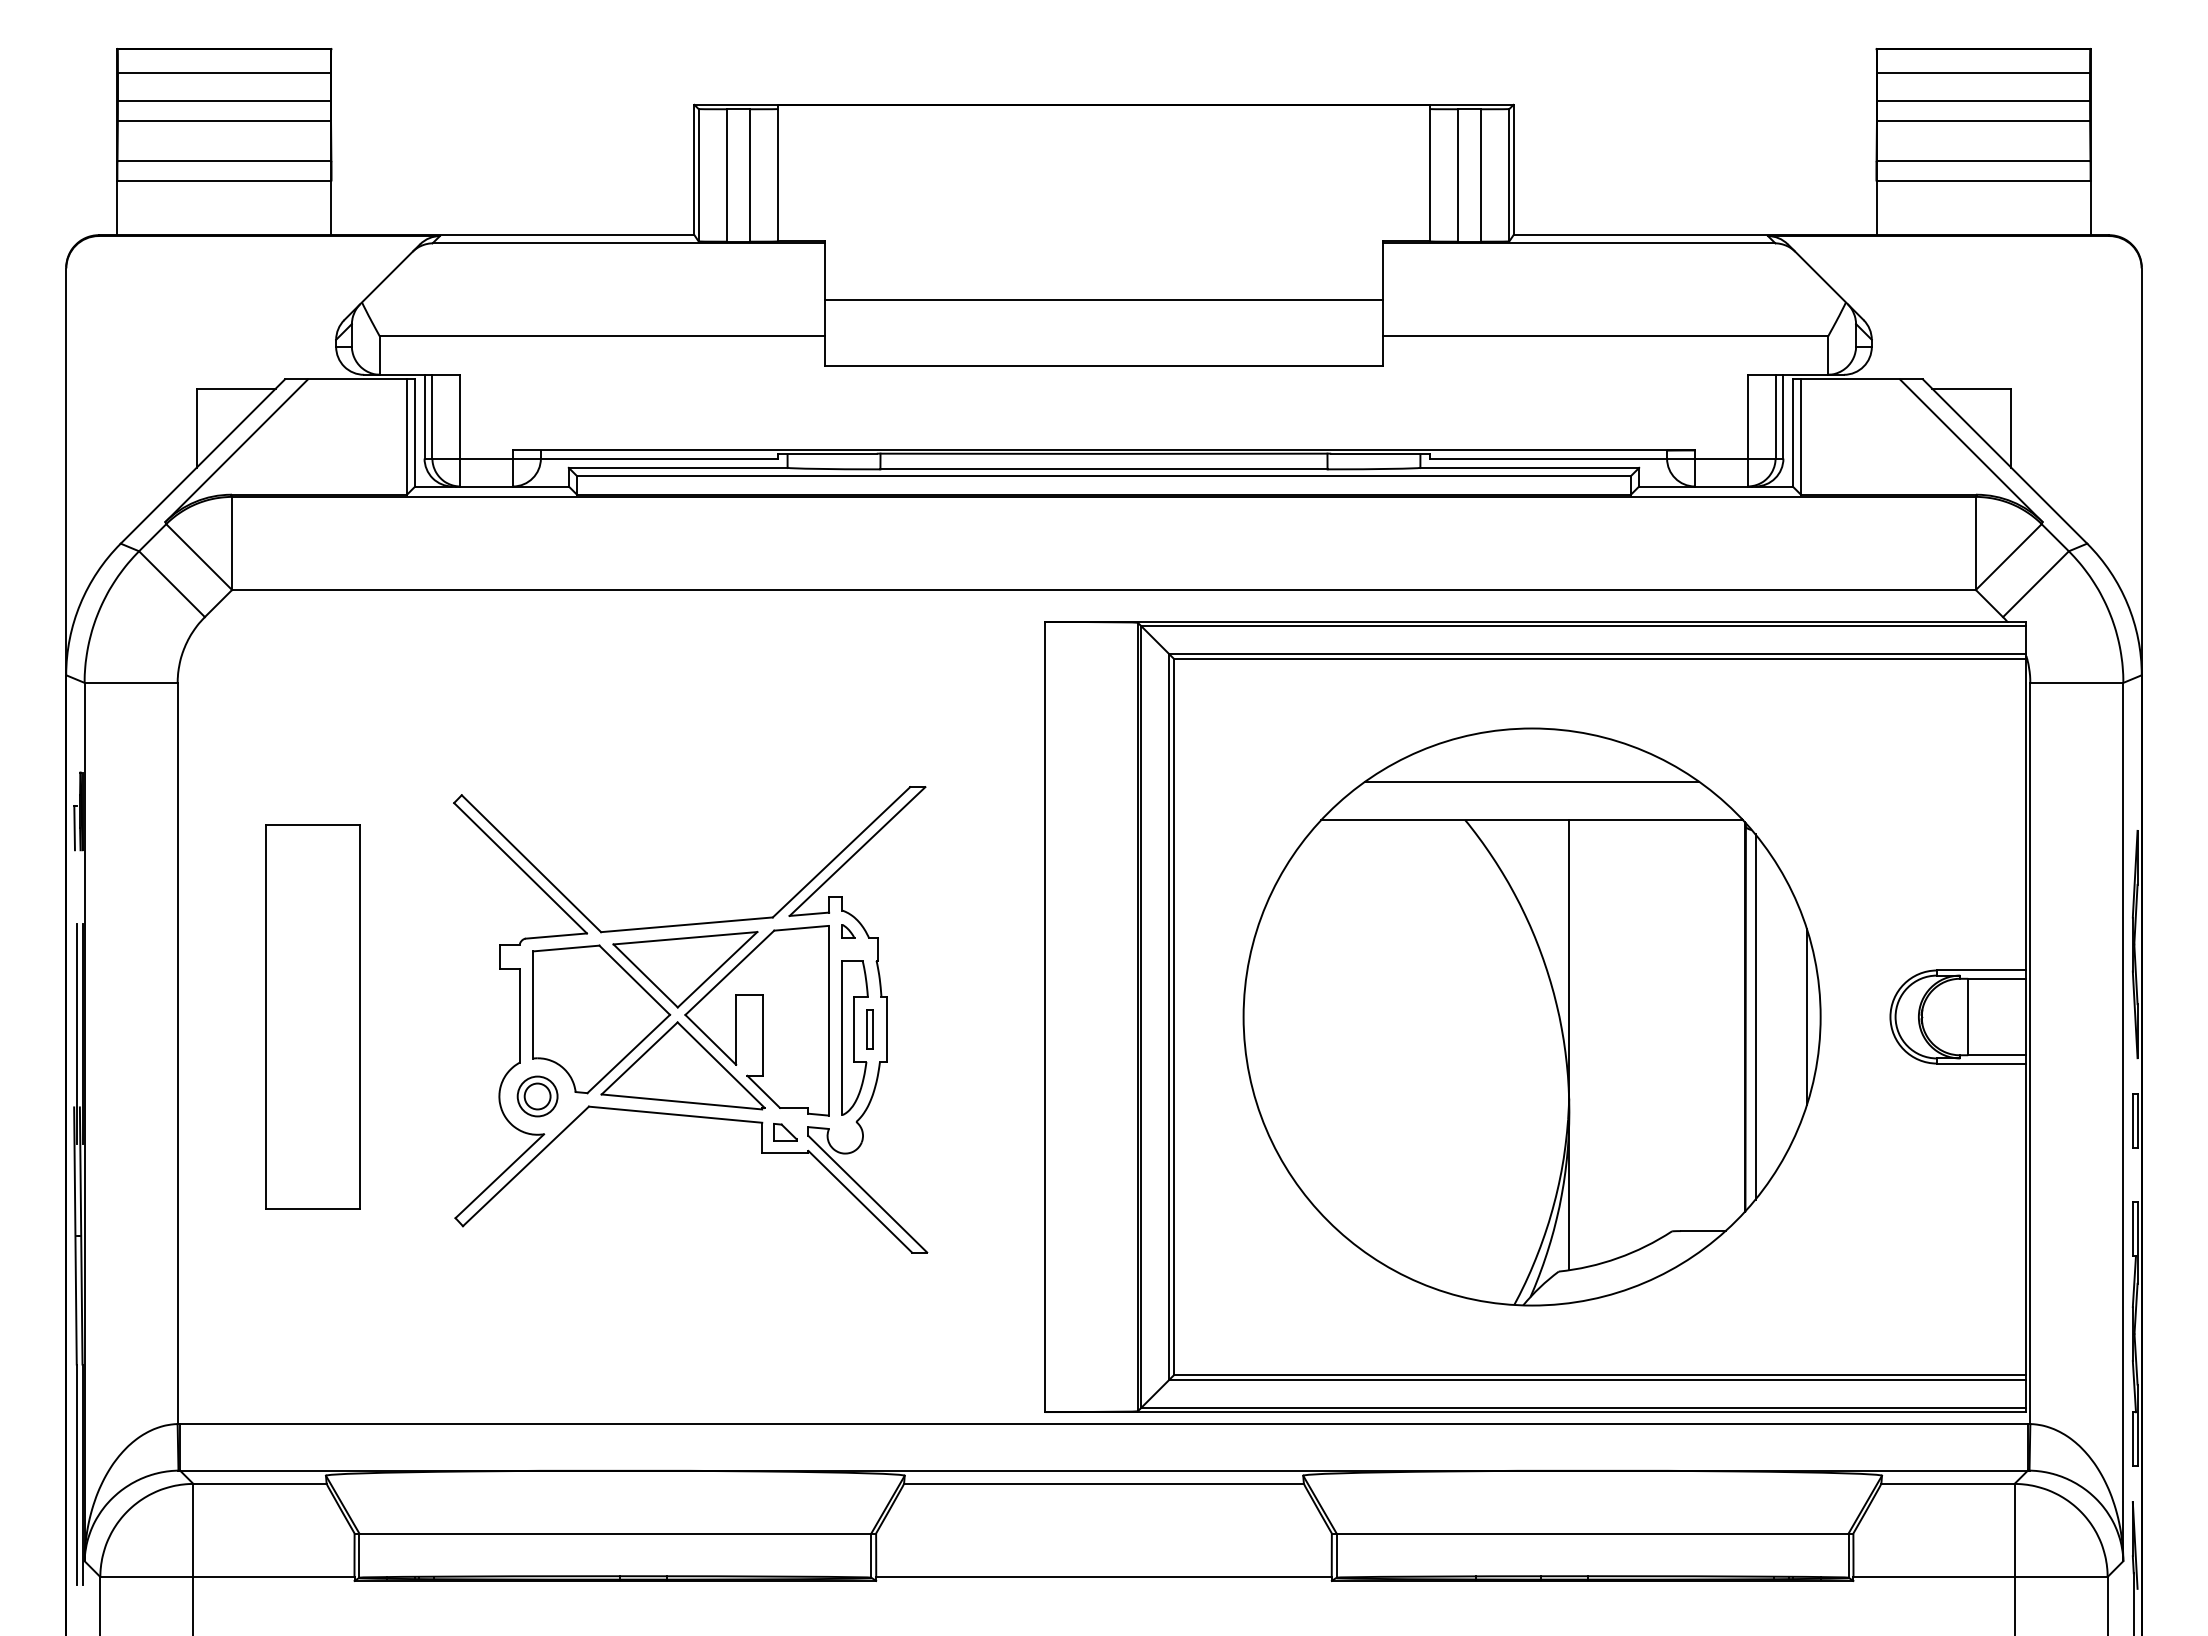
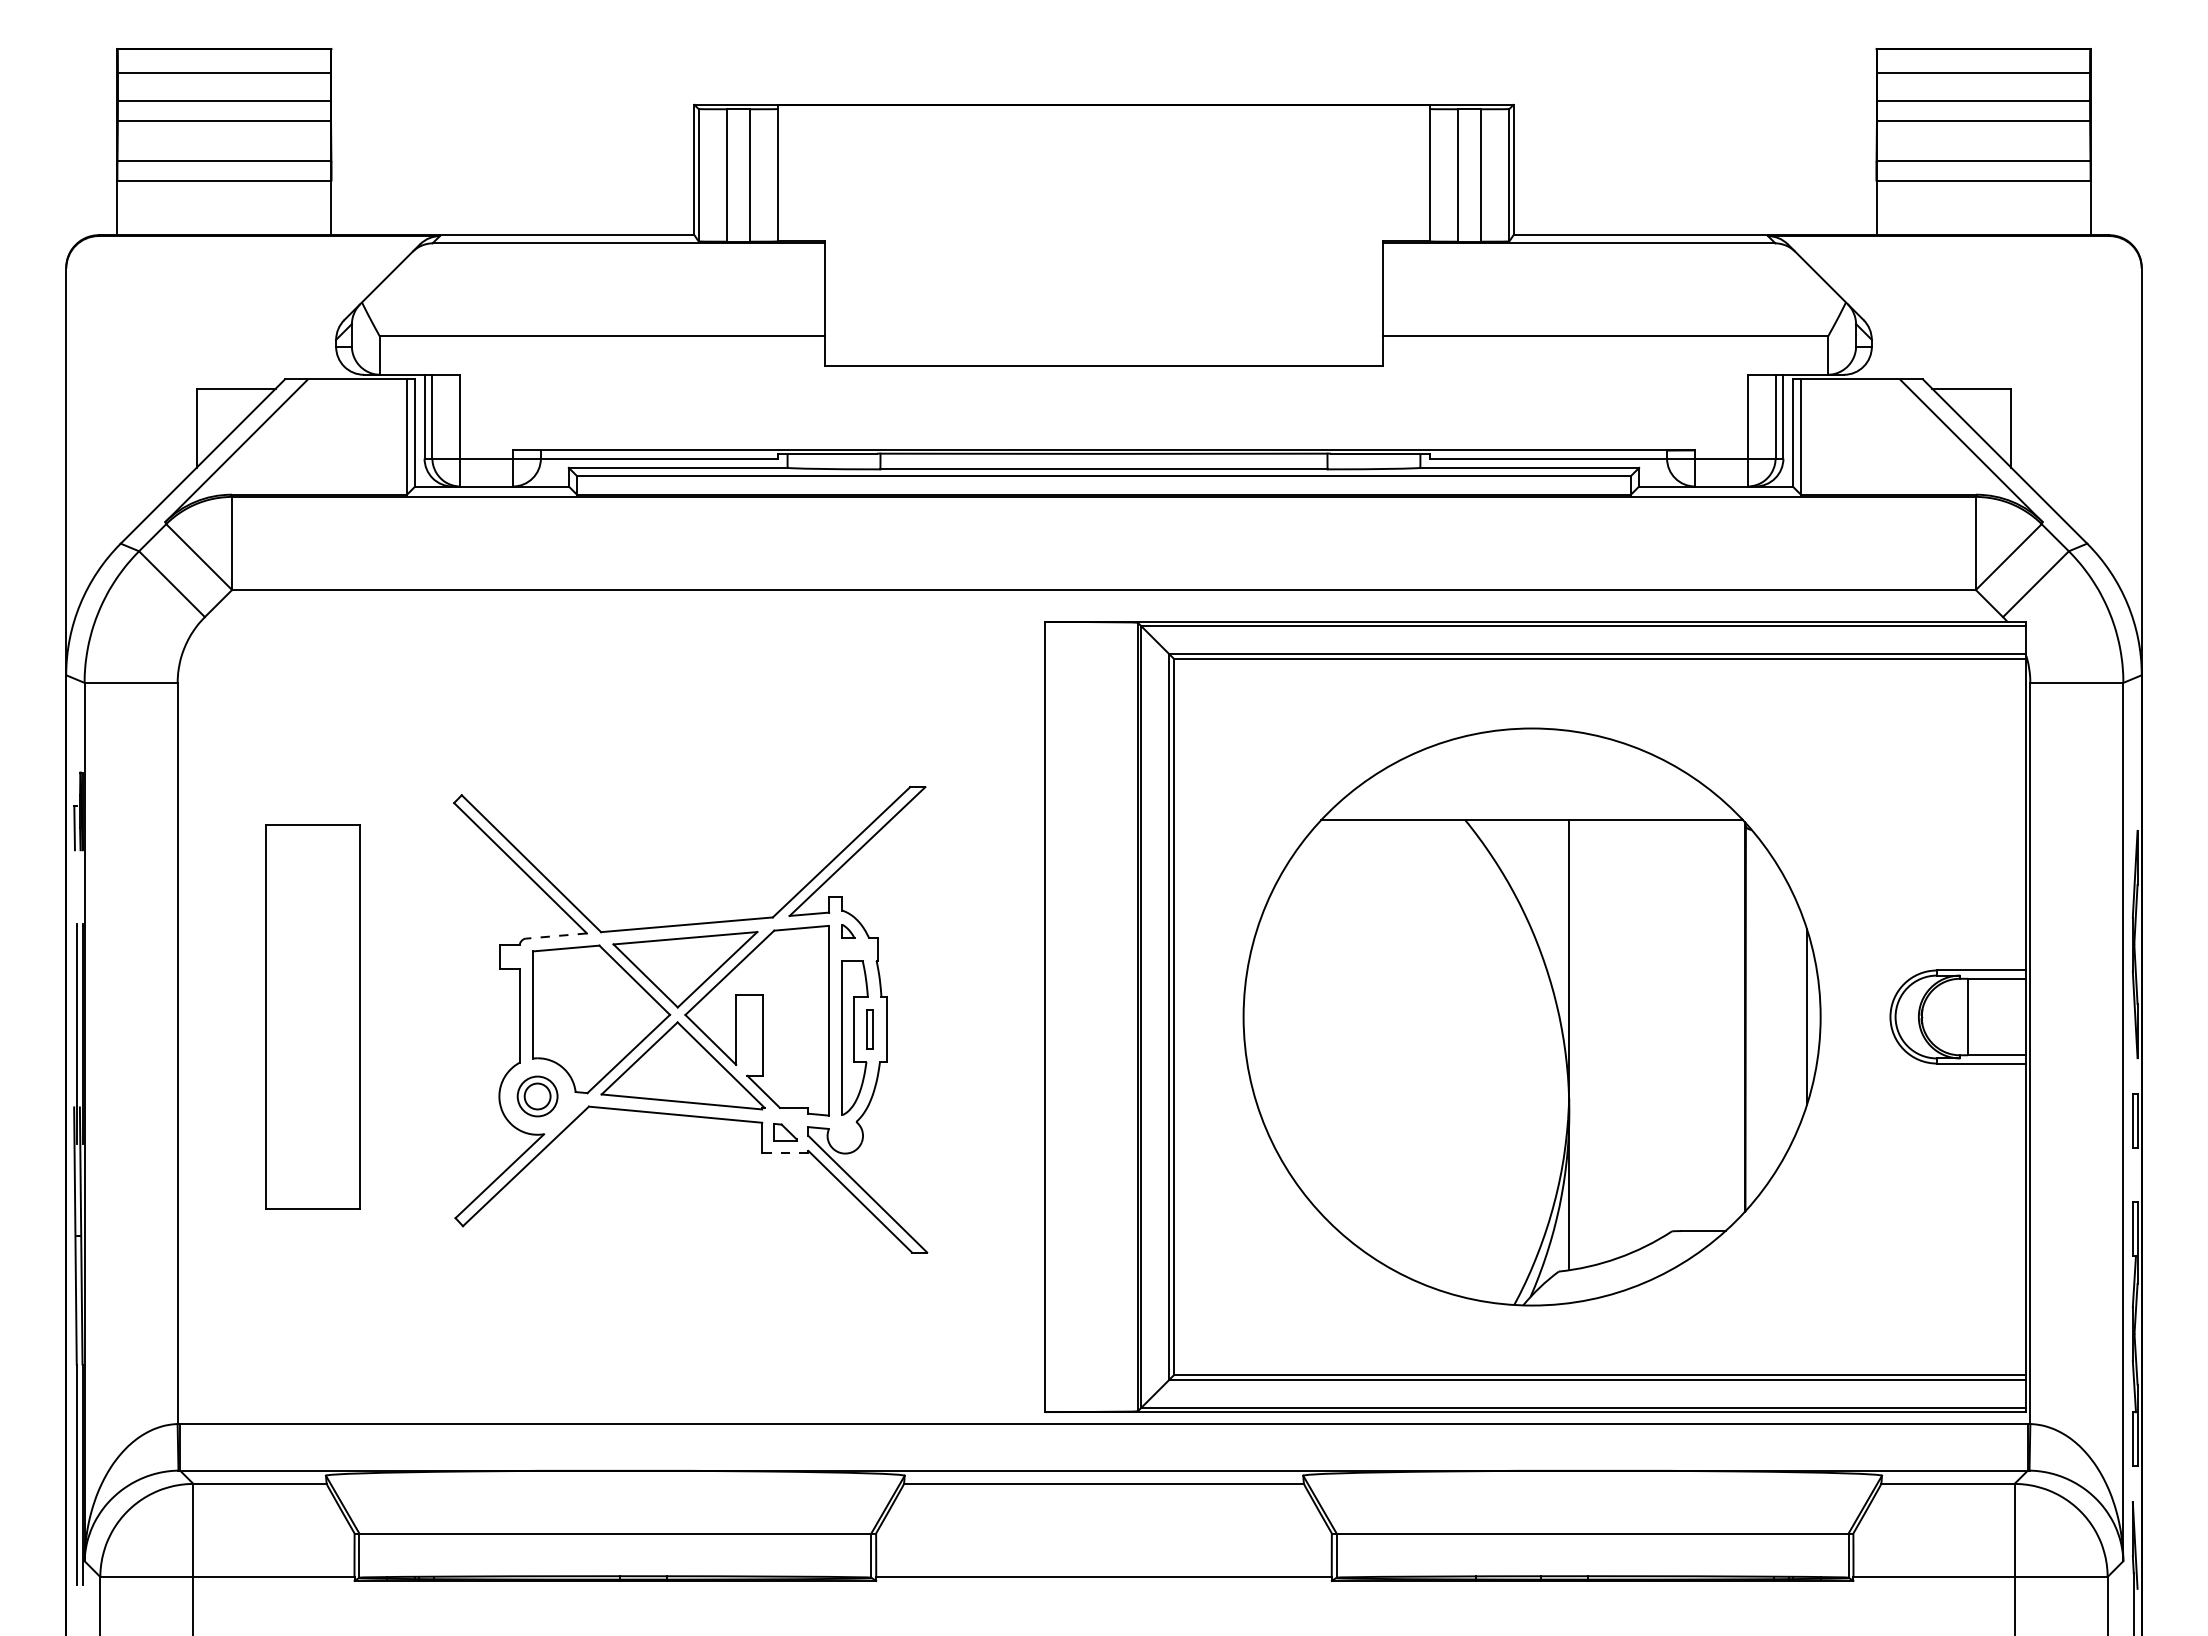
line: present -> none (1103, 300)
line: present -> none (1532, 781)
line: solid -> dashed (556, 936)
line: present -> none (1755, 1016)
line: solid -> dashed (785, 1153)
